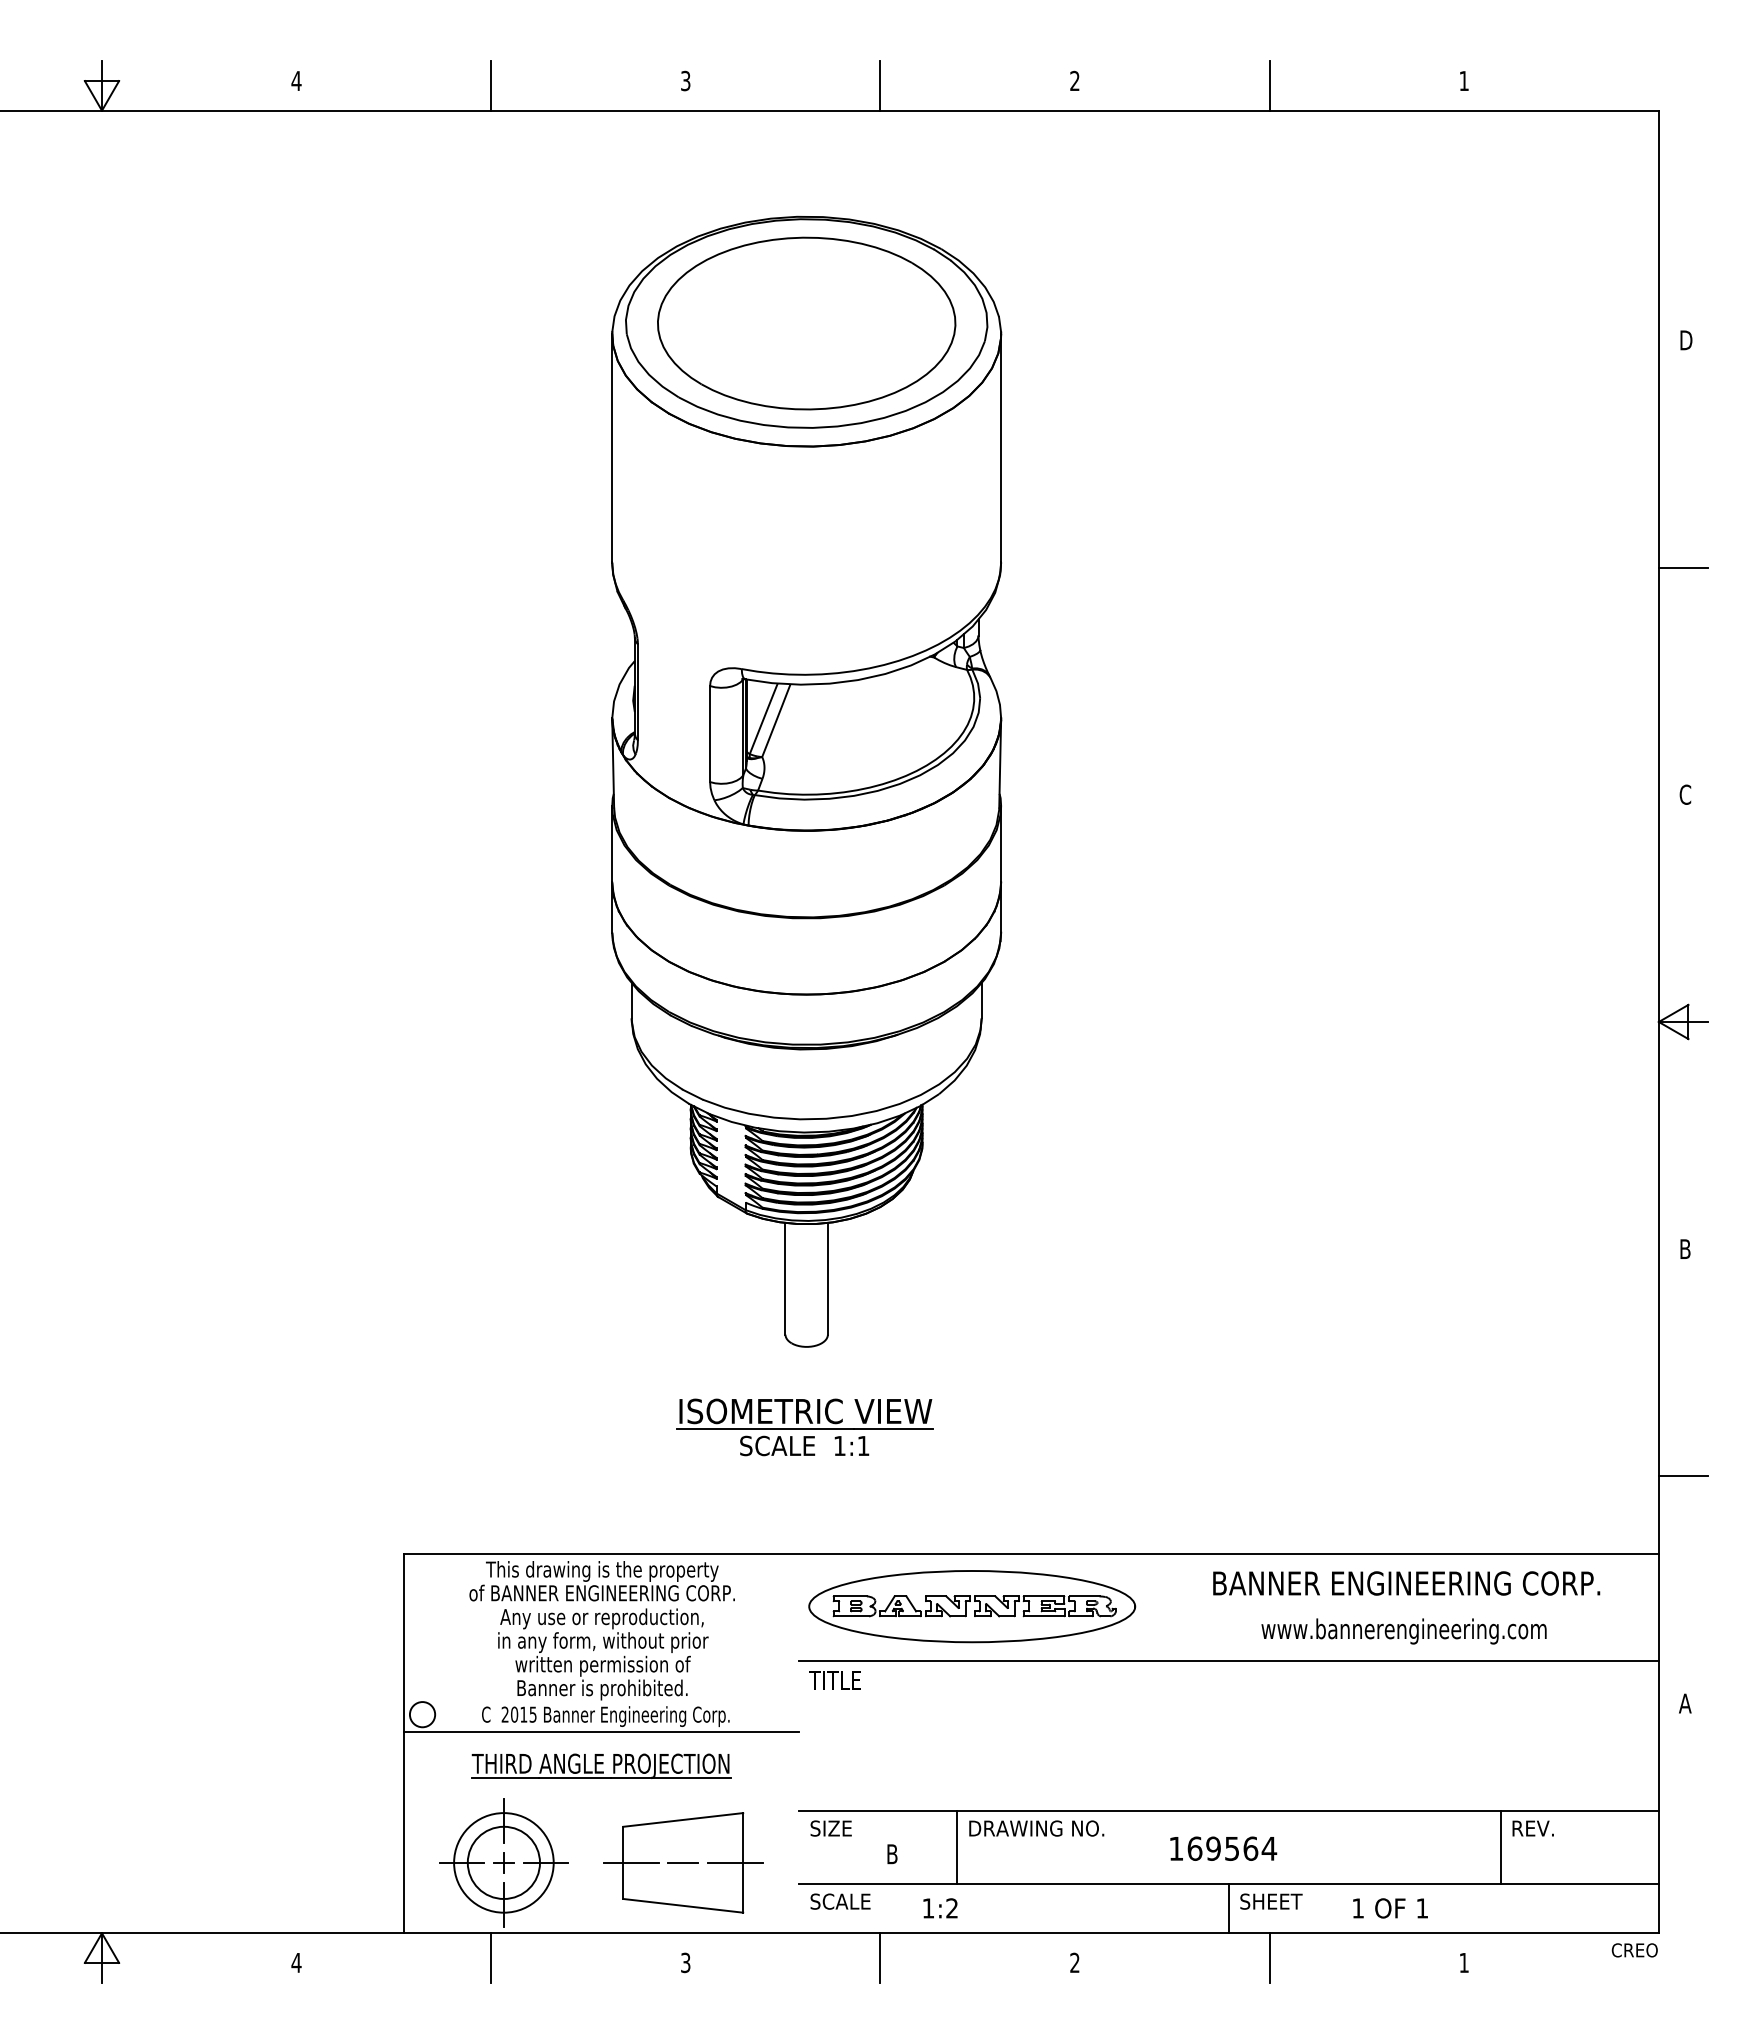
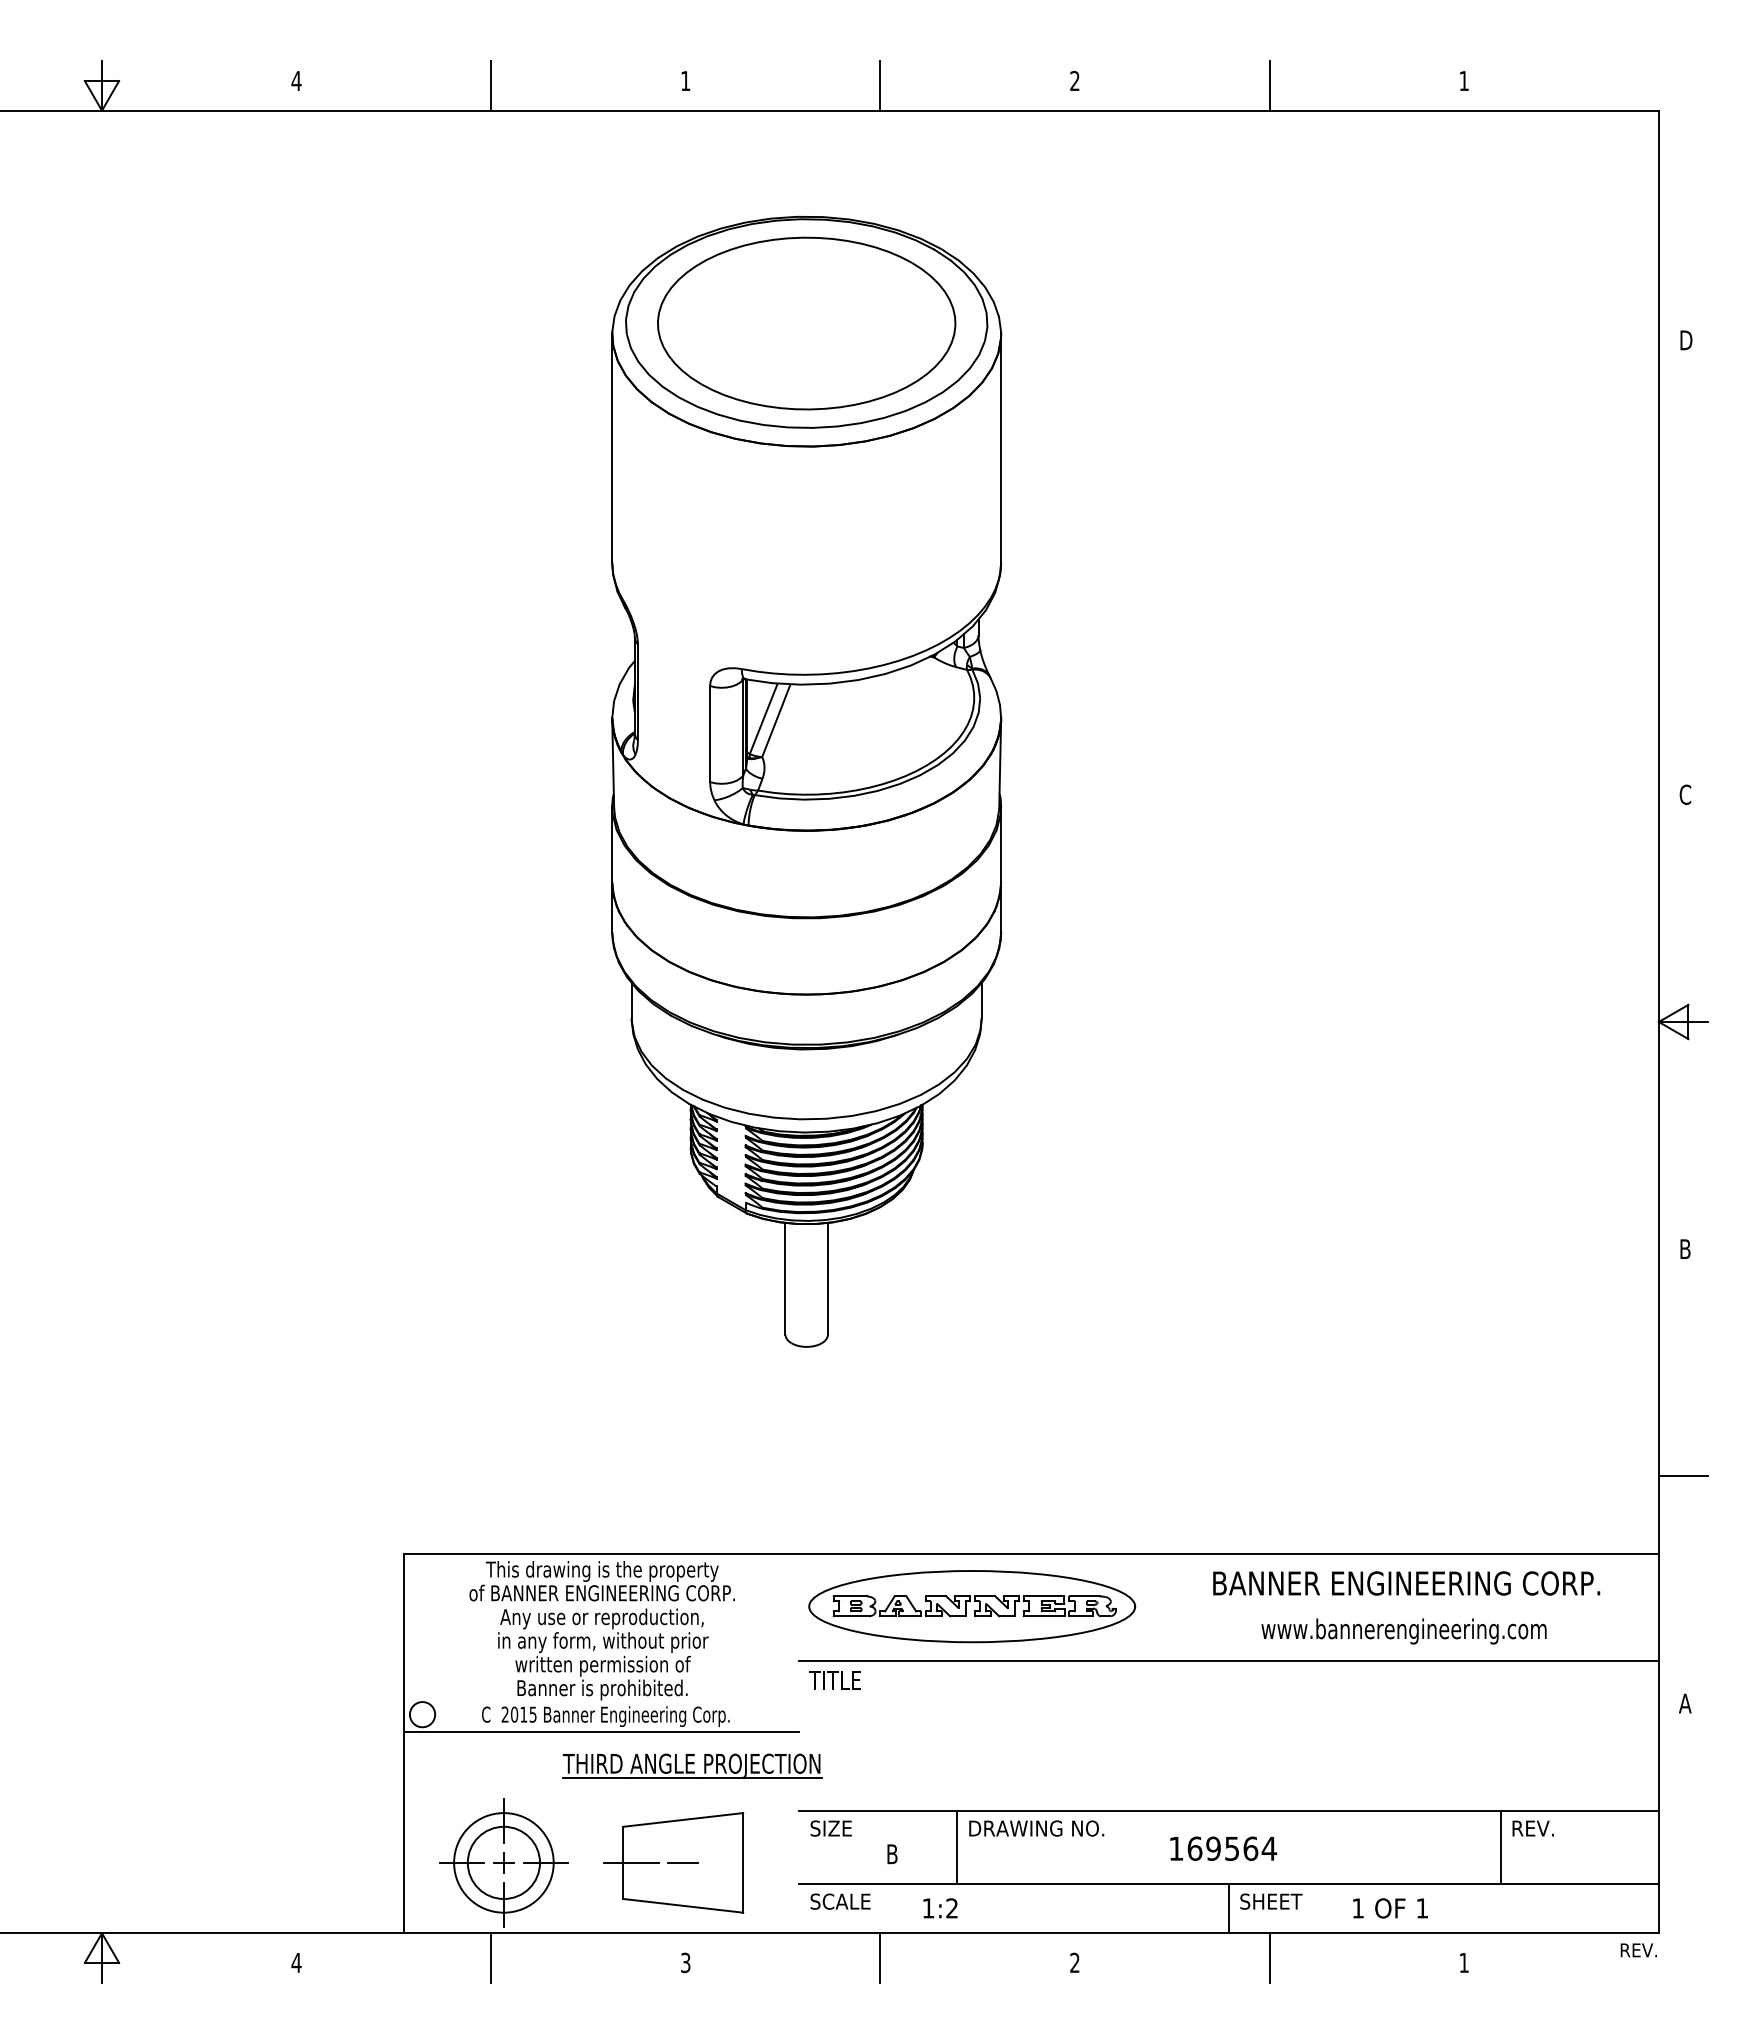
text: 3 -> 1 (685, 80)
line: present -> none (1683, 567)
part: present -> none (804, 1427)
part position: (601, 1765) -> (692, 1765) (692, 1765)
line: present -> none (734, 1862)
text: CREO -> REV. (1634, 1950)
